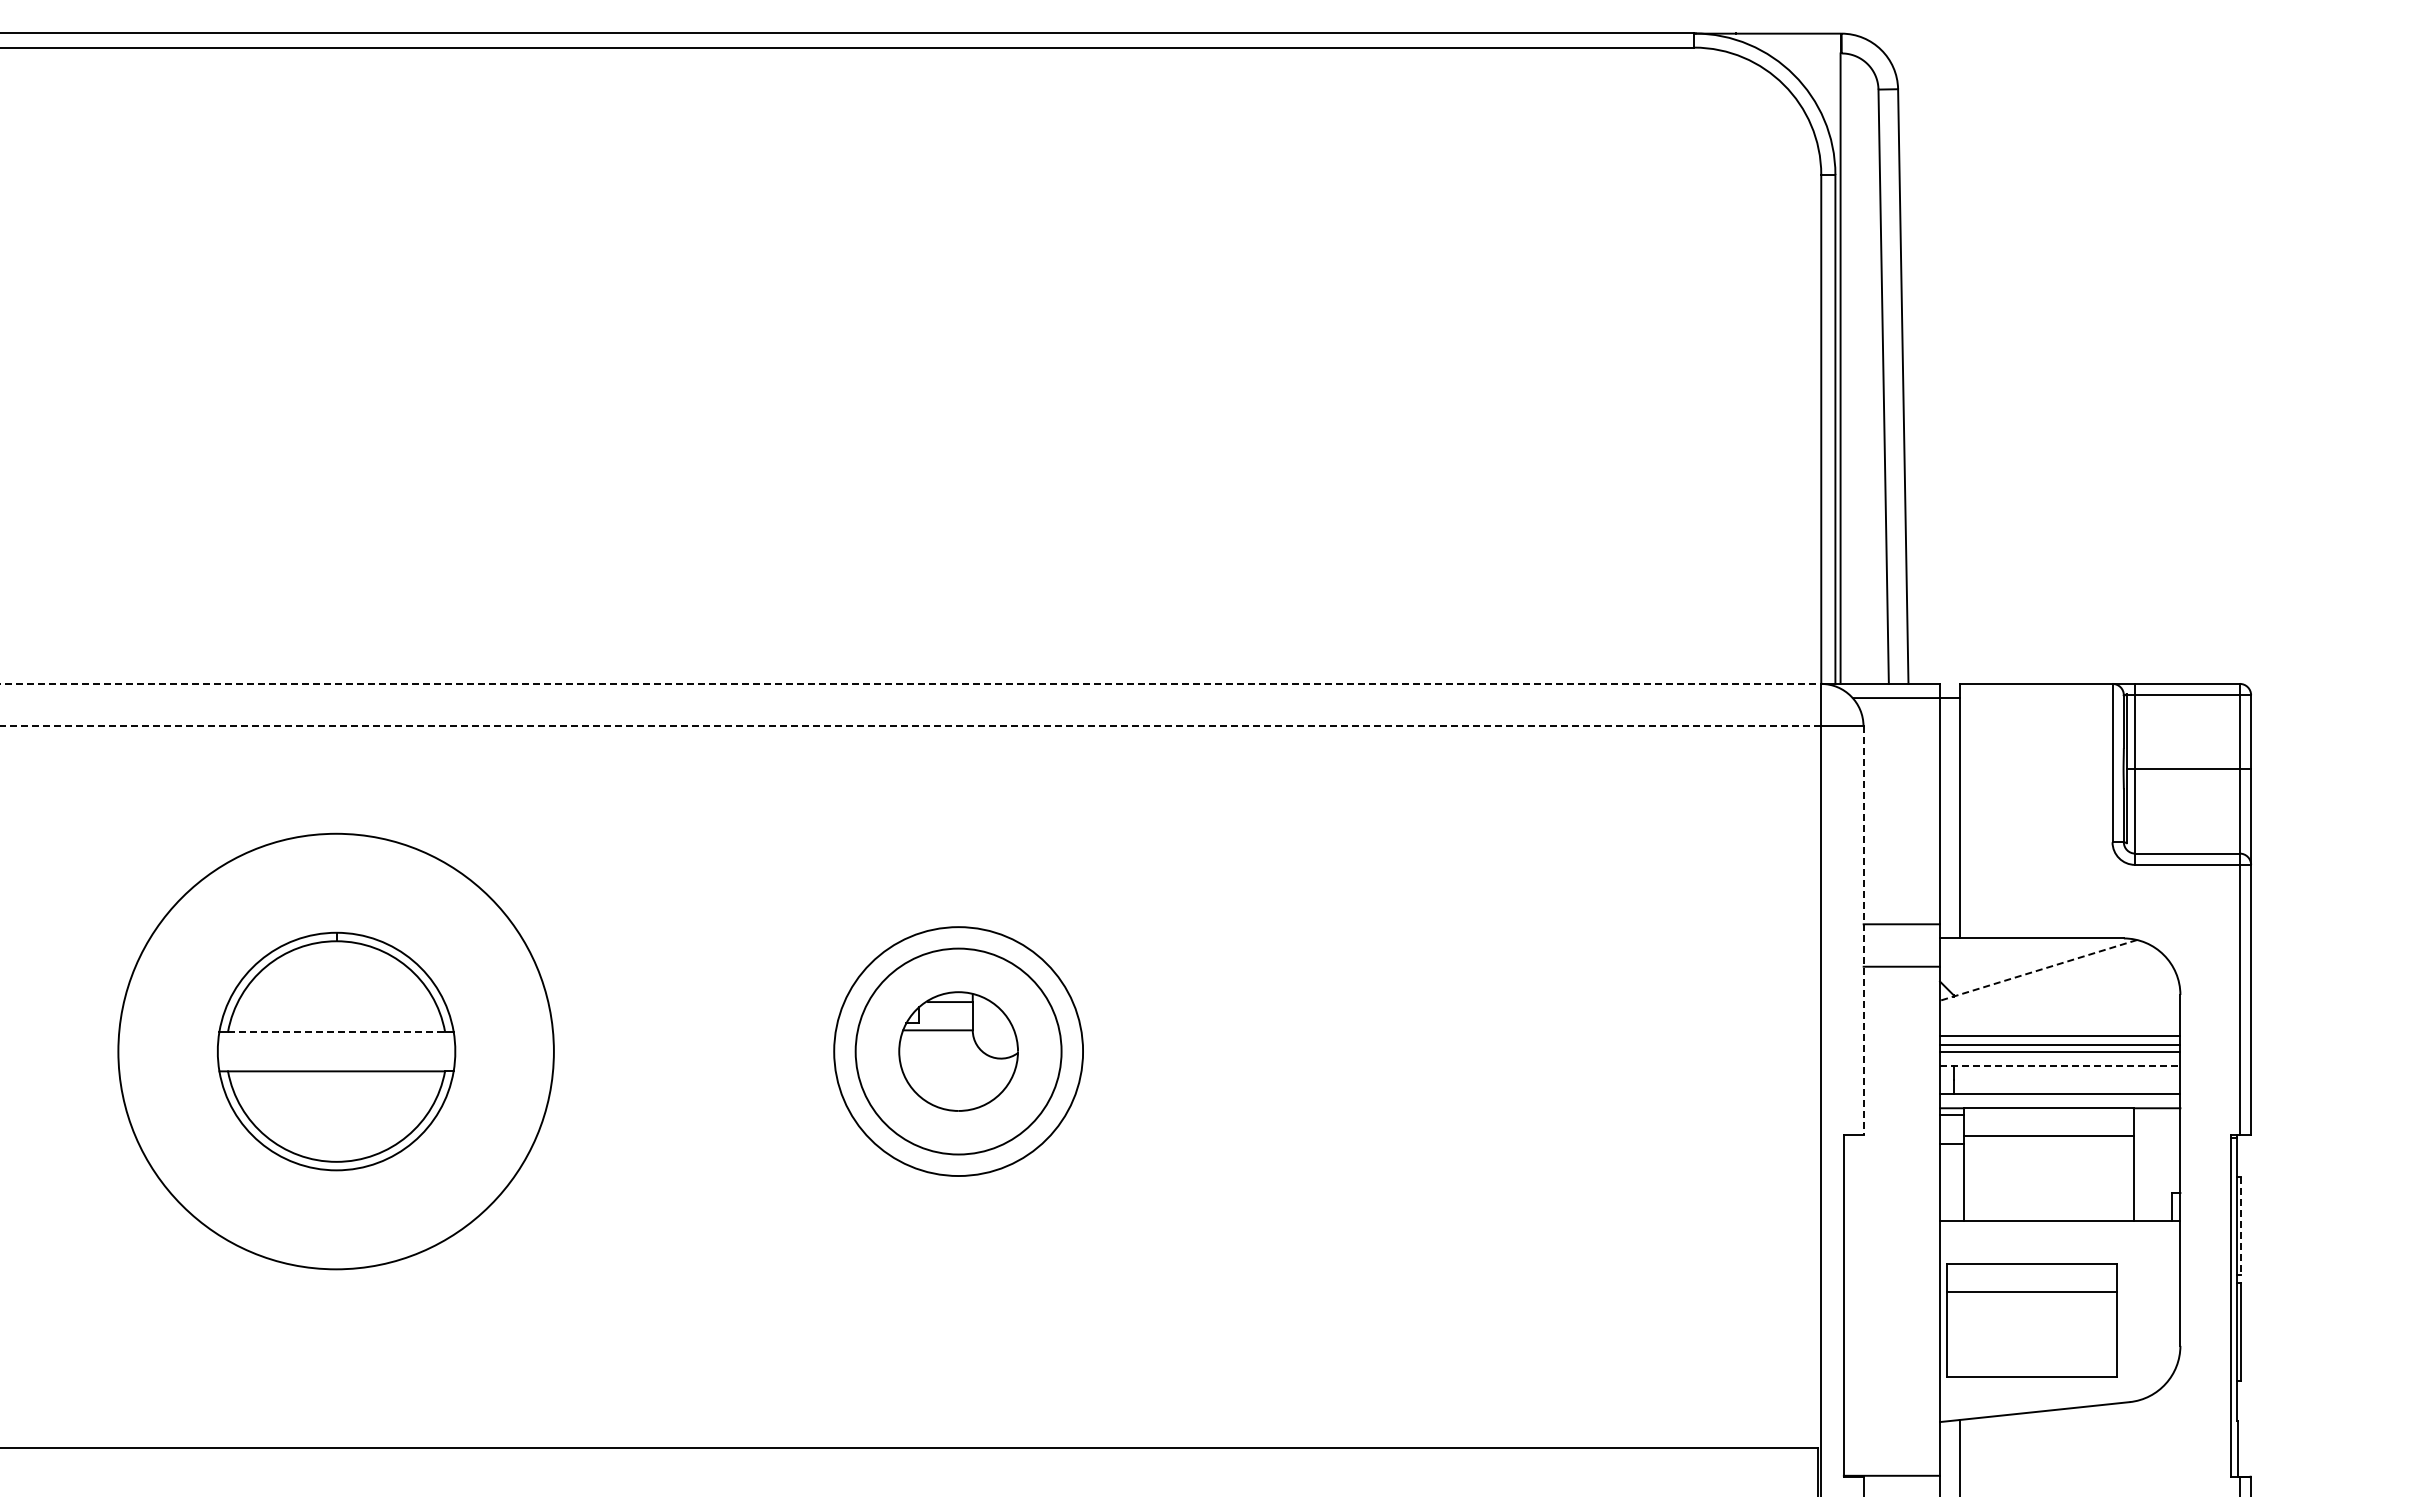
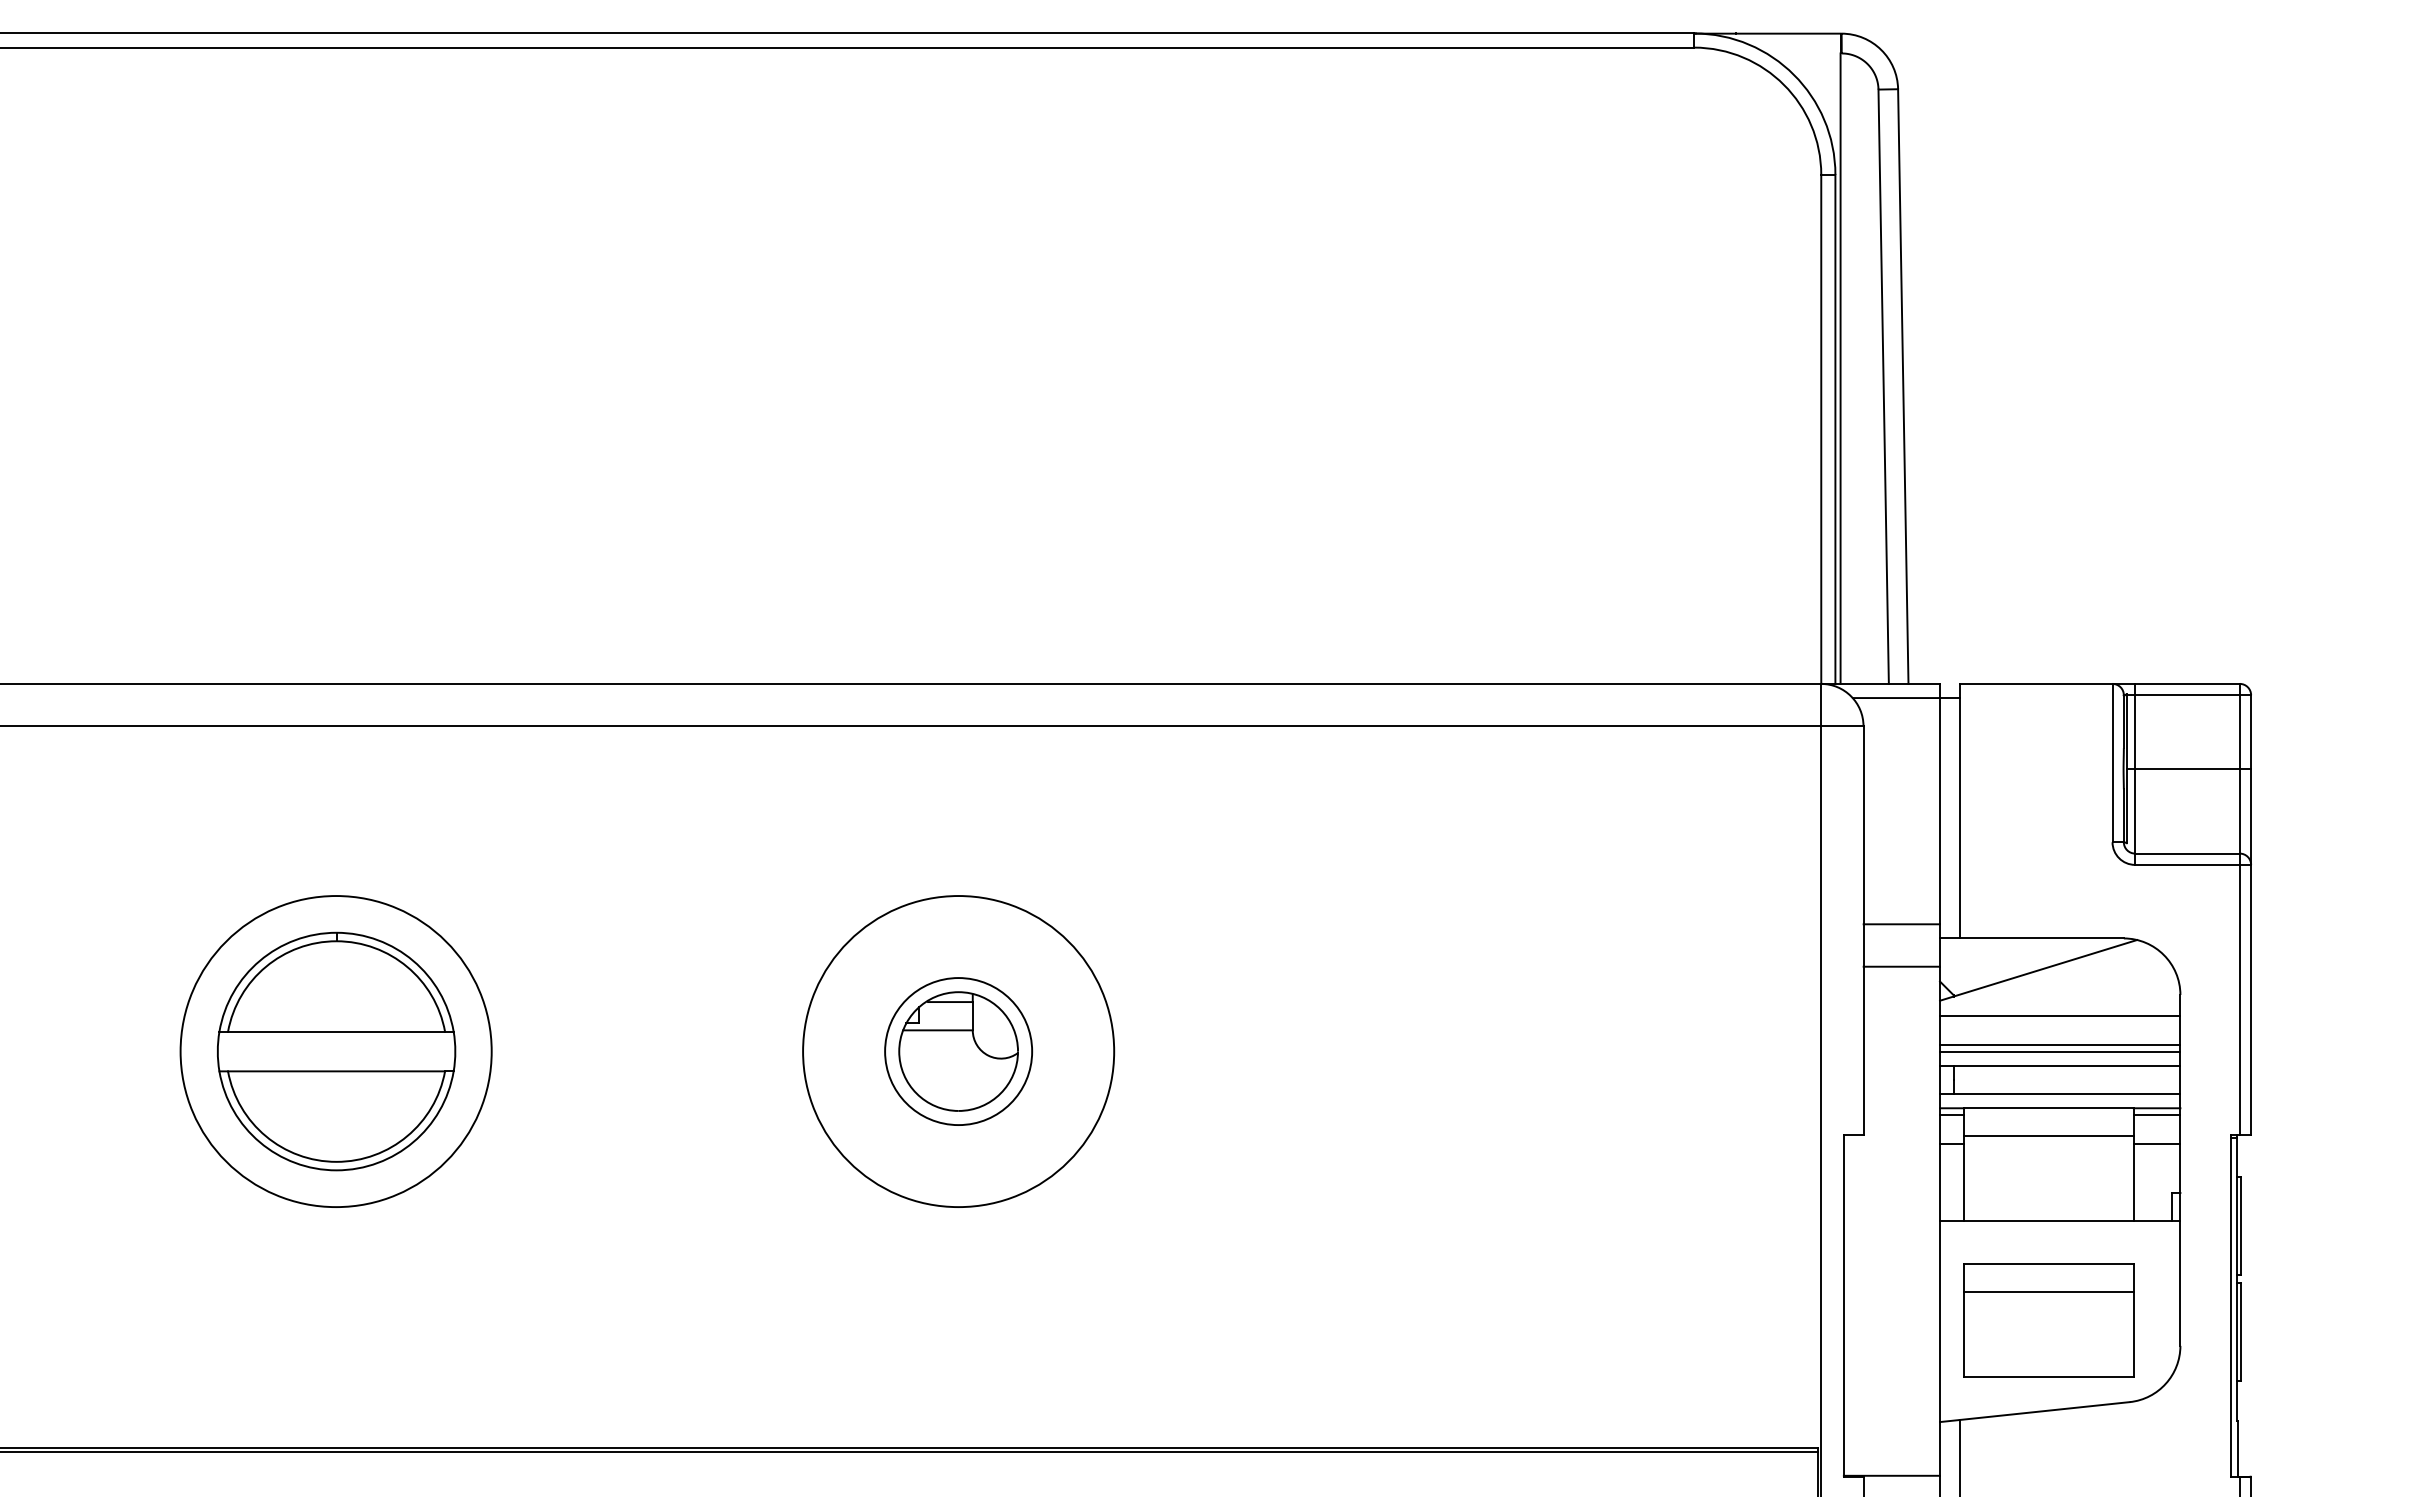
line: dashed -> solid (911, 683)
line: dashed -> solid (910, 726)
line: dashed -> solid (1863, 931)
line: dashed -> solid (2038, 970)
line: dashed -> solid (336, 1031)
line position: (2060, 1036) -> (2060, 1016) (2060, 1016)
circle diameter: 436 px -> 311 px (335, 1051)
circle diameter: 206 px -> 147 px (958, 1051)
circle diameter: 249 px -> 311 px (958, 1051)
line: dashed -> solid (2060, 1065)
line: none -> present (2156, 1114)
line: none -> present (2156, 1143)
line: dashed -> solid (2241, 1226)
part position: (2031, 1320) -> (2048, 1320) (2048, 1320)
line: none -> present (910, 1452)
